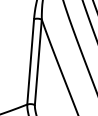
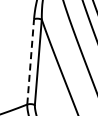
line: solid -> dashed (30, 61)
